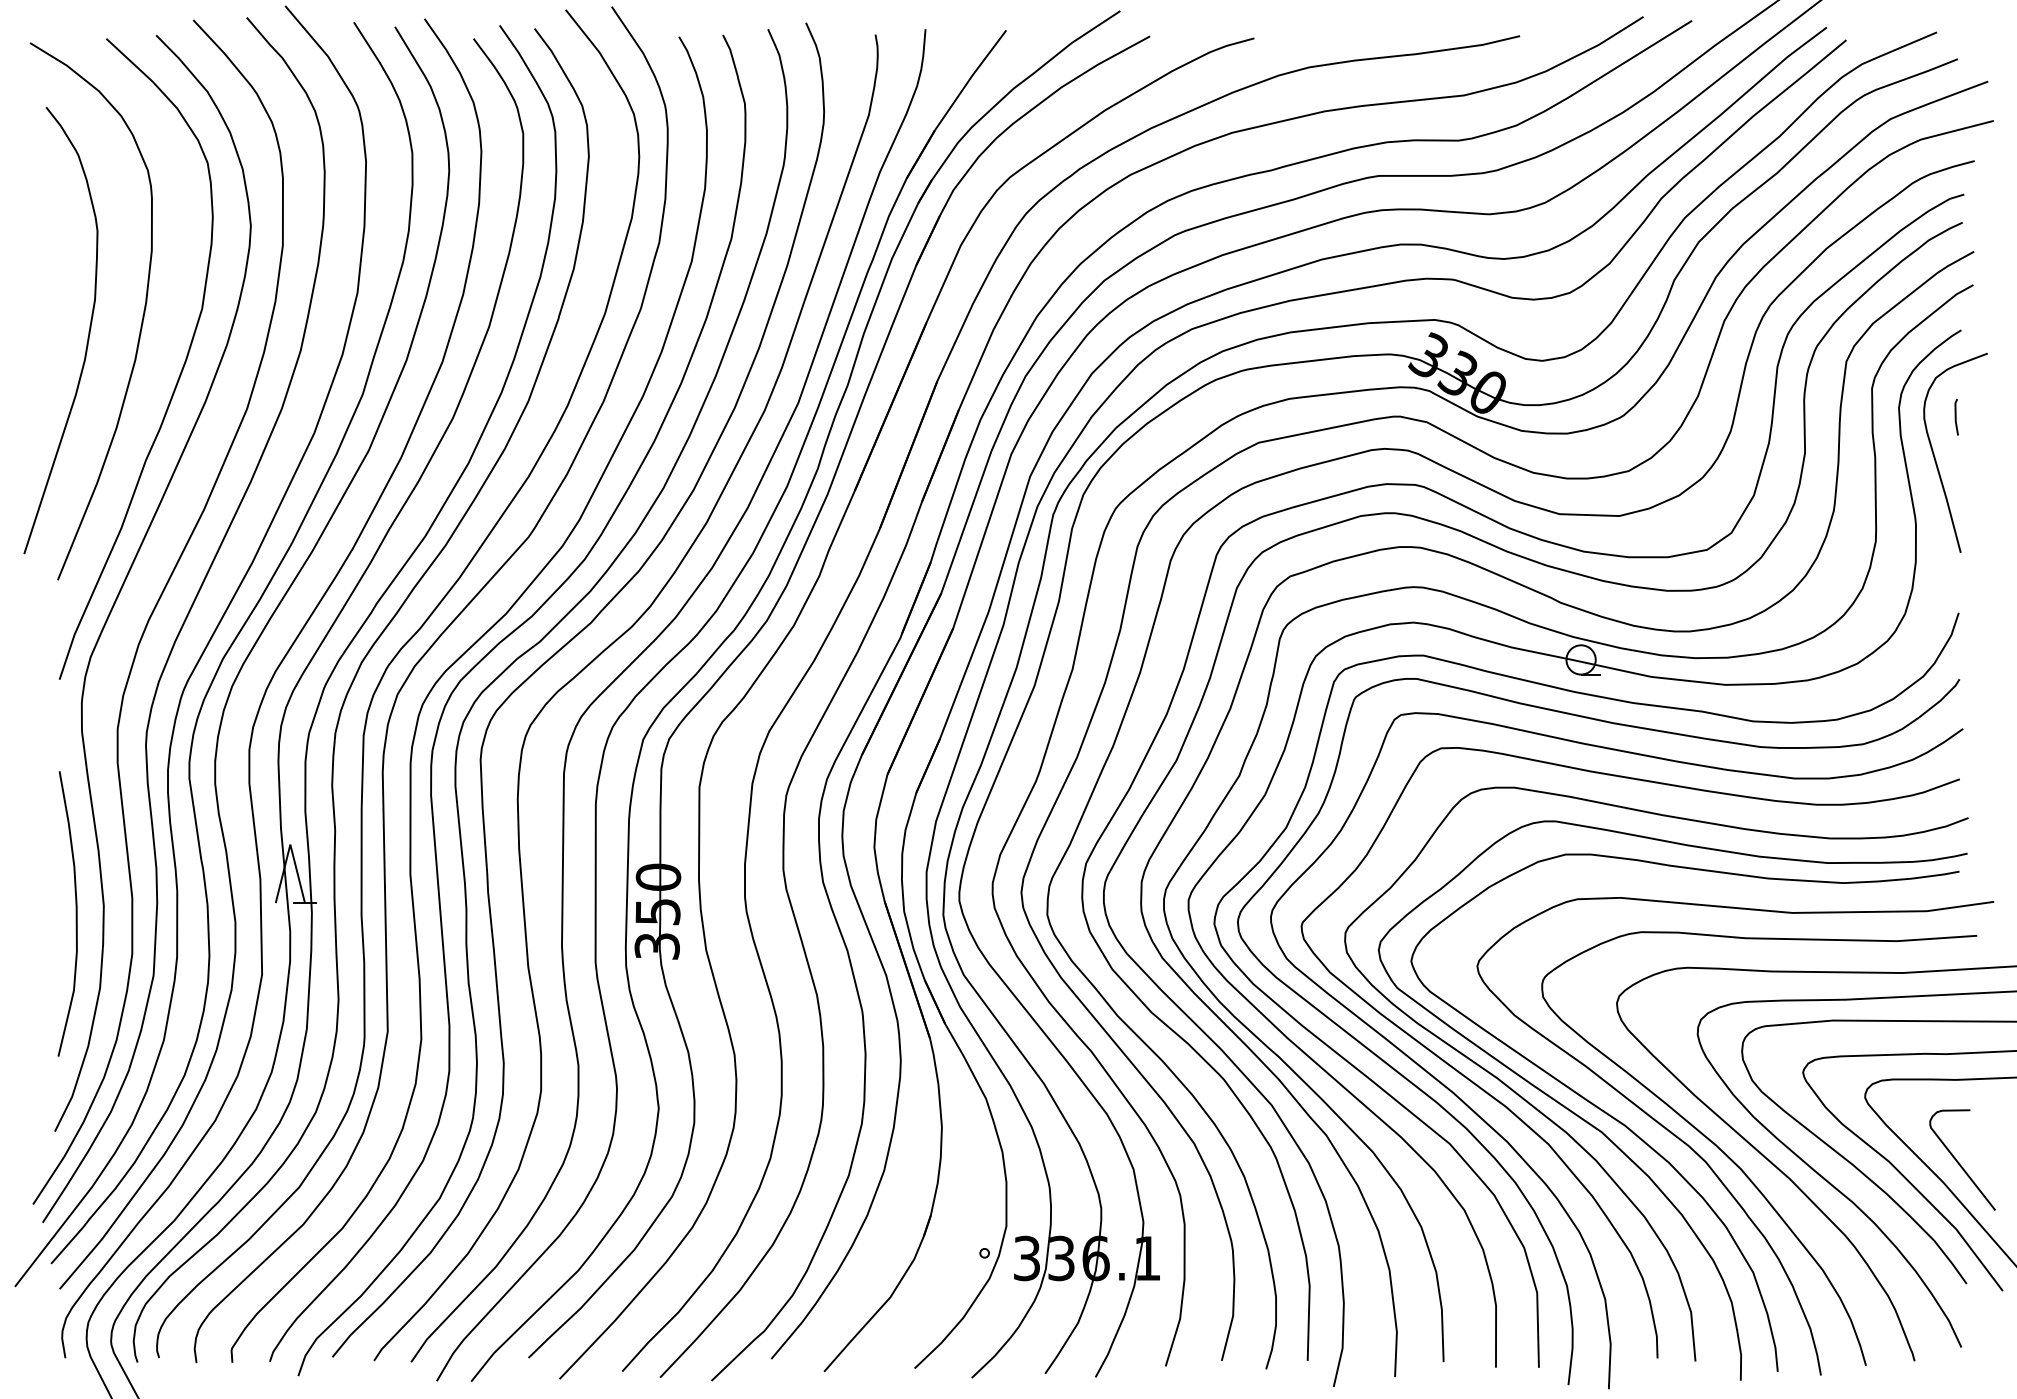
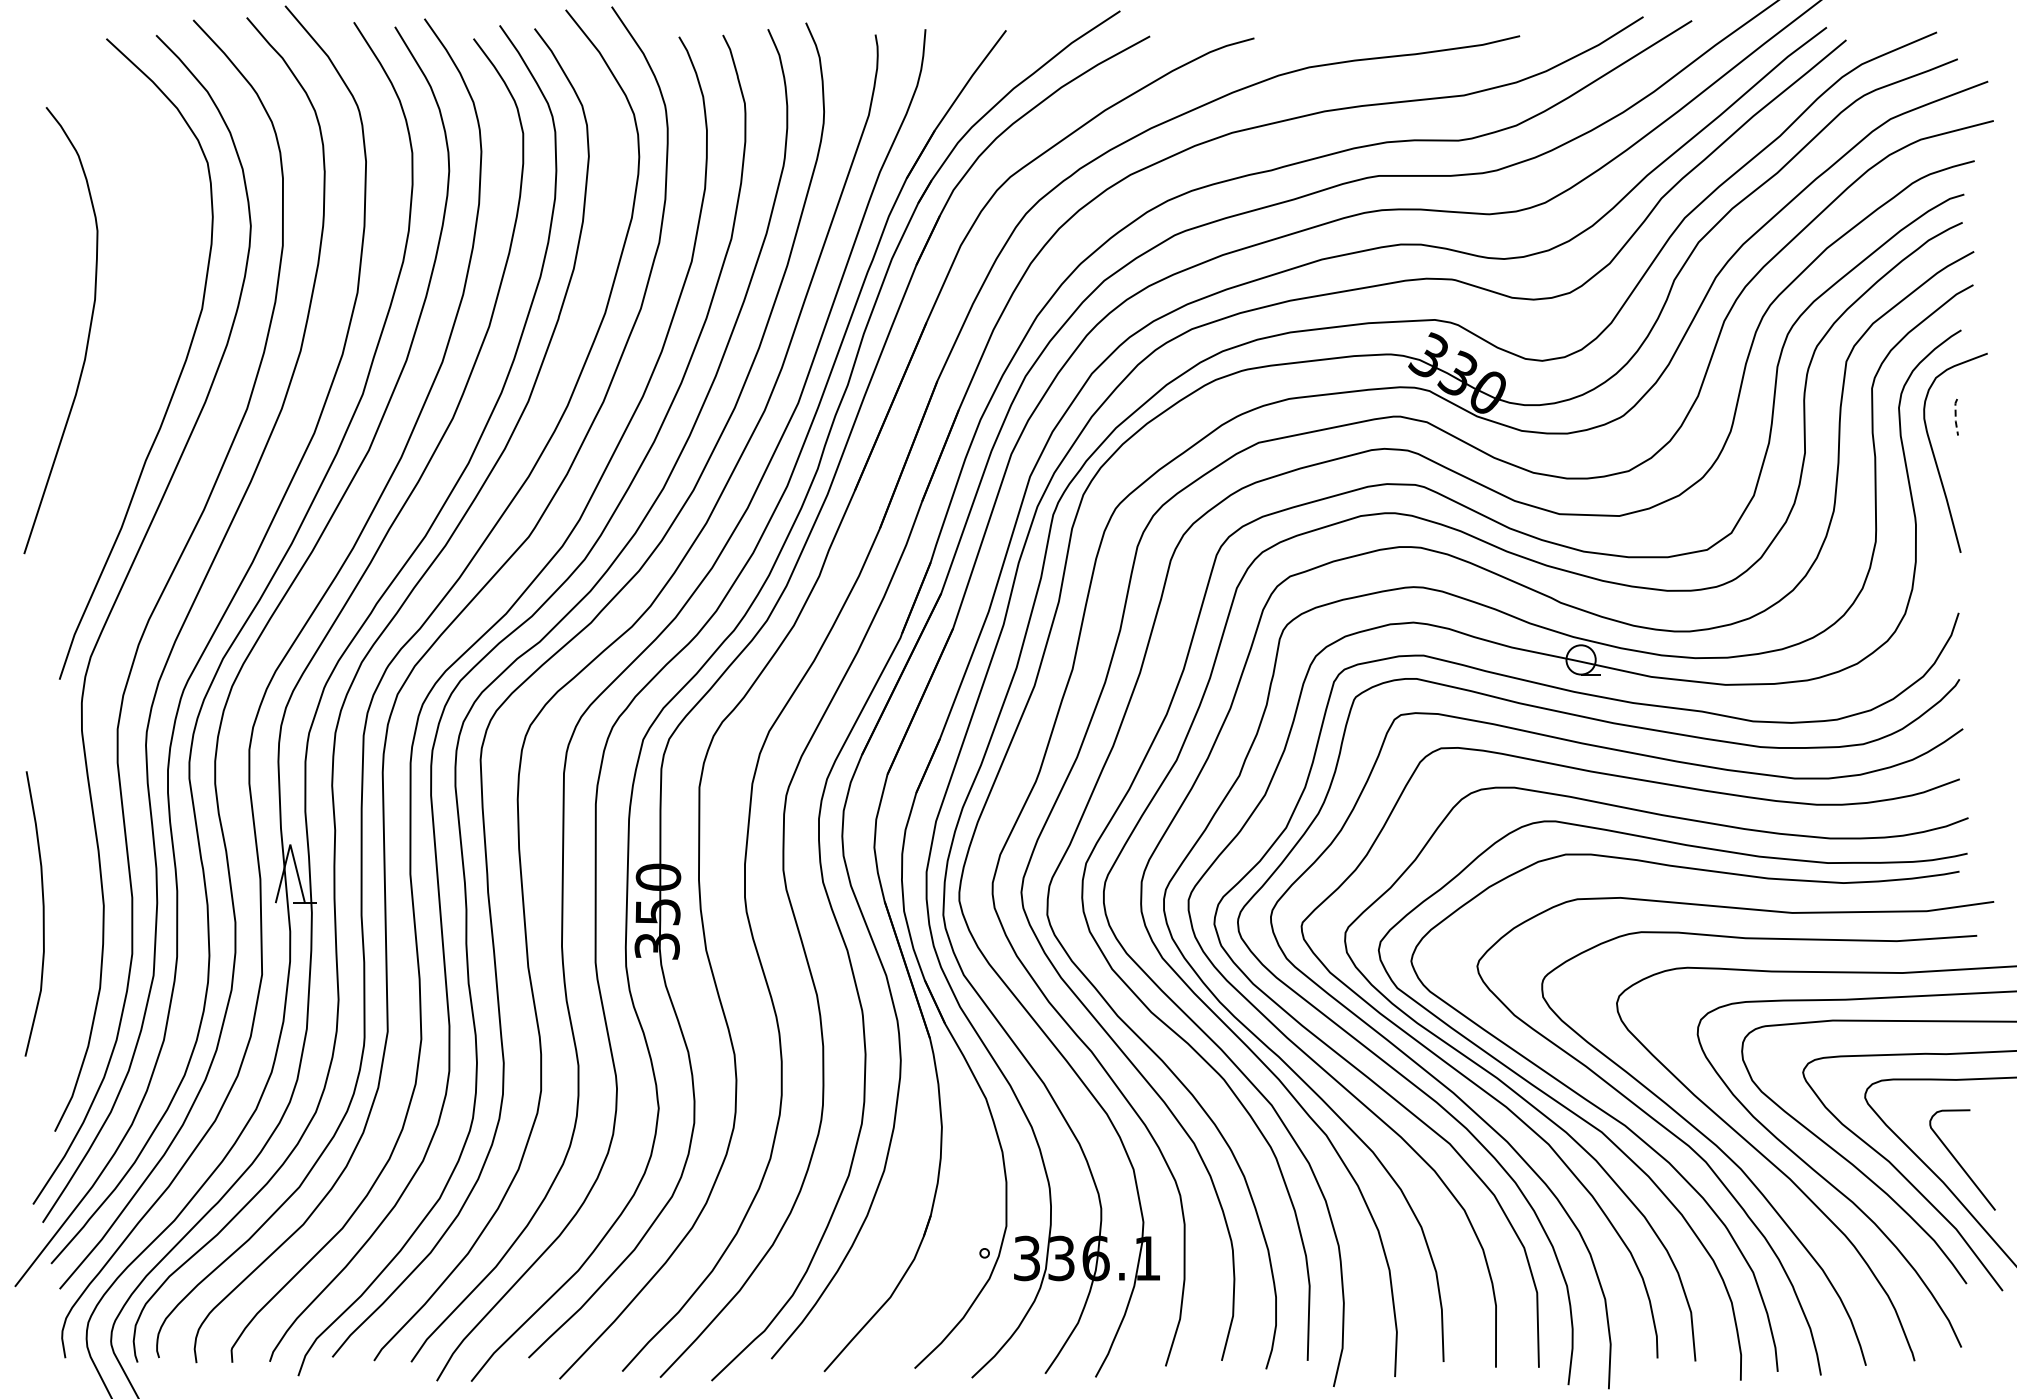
curve: present -> none (141, 320)
line: solid -> dashed (1955, 417)
curve position: (75, 913) -> (42, 913) (42, 913)
